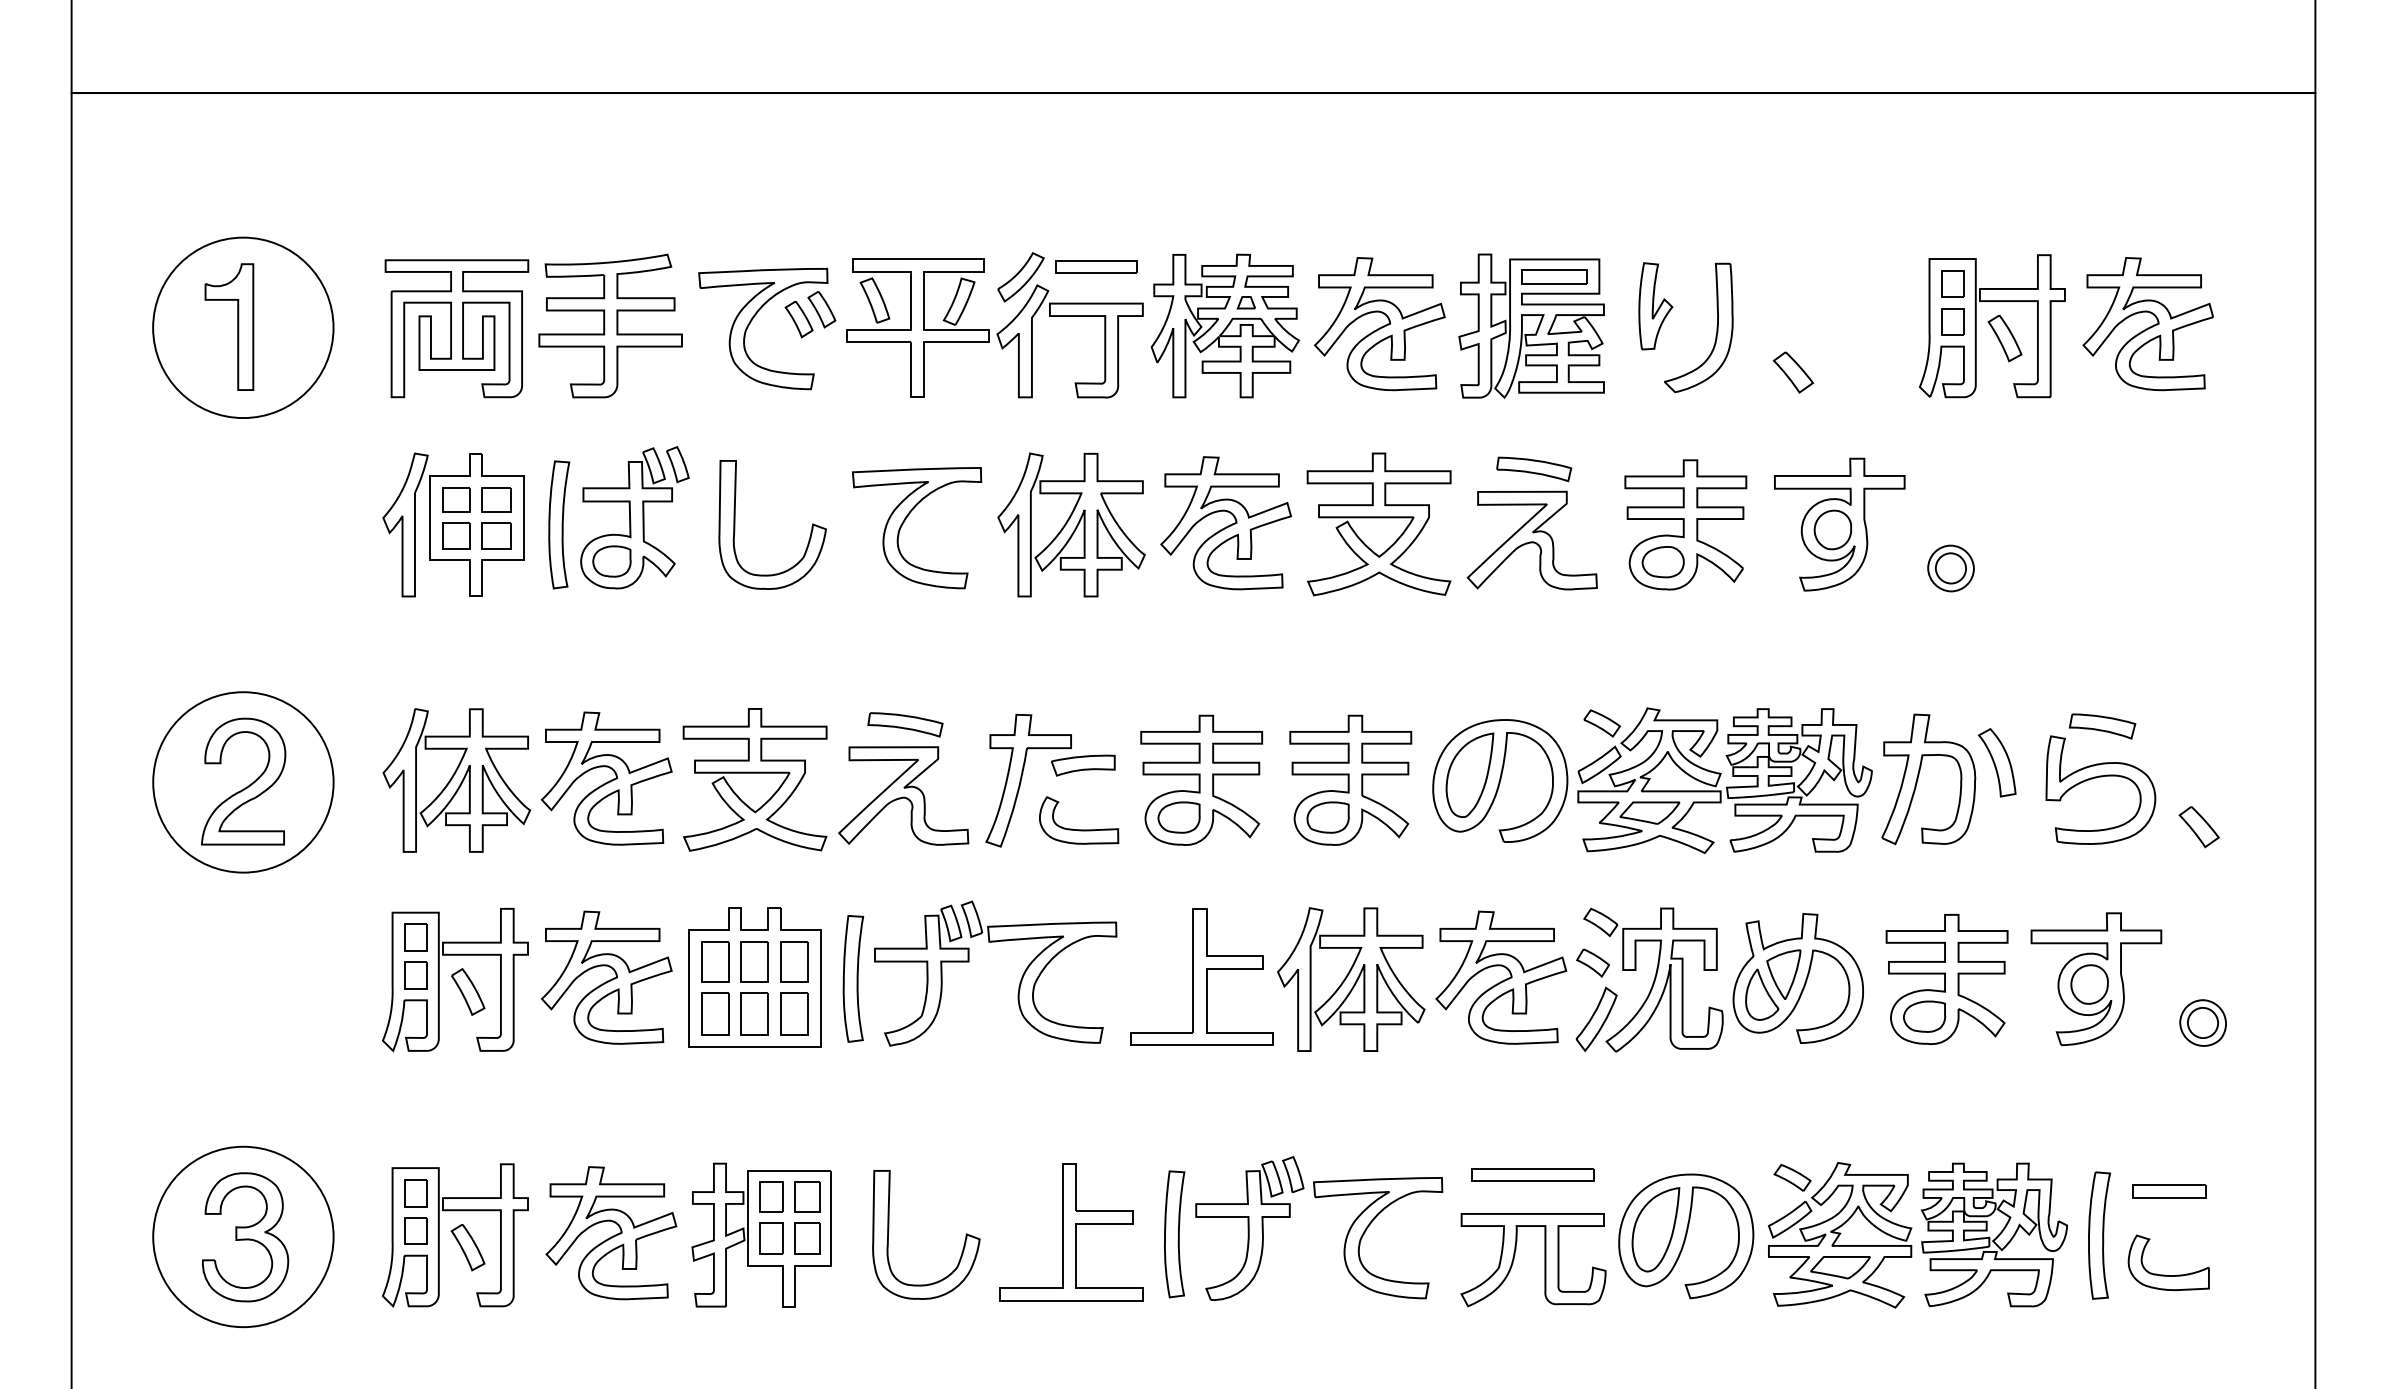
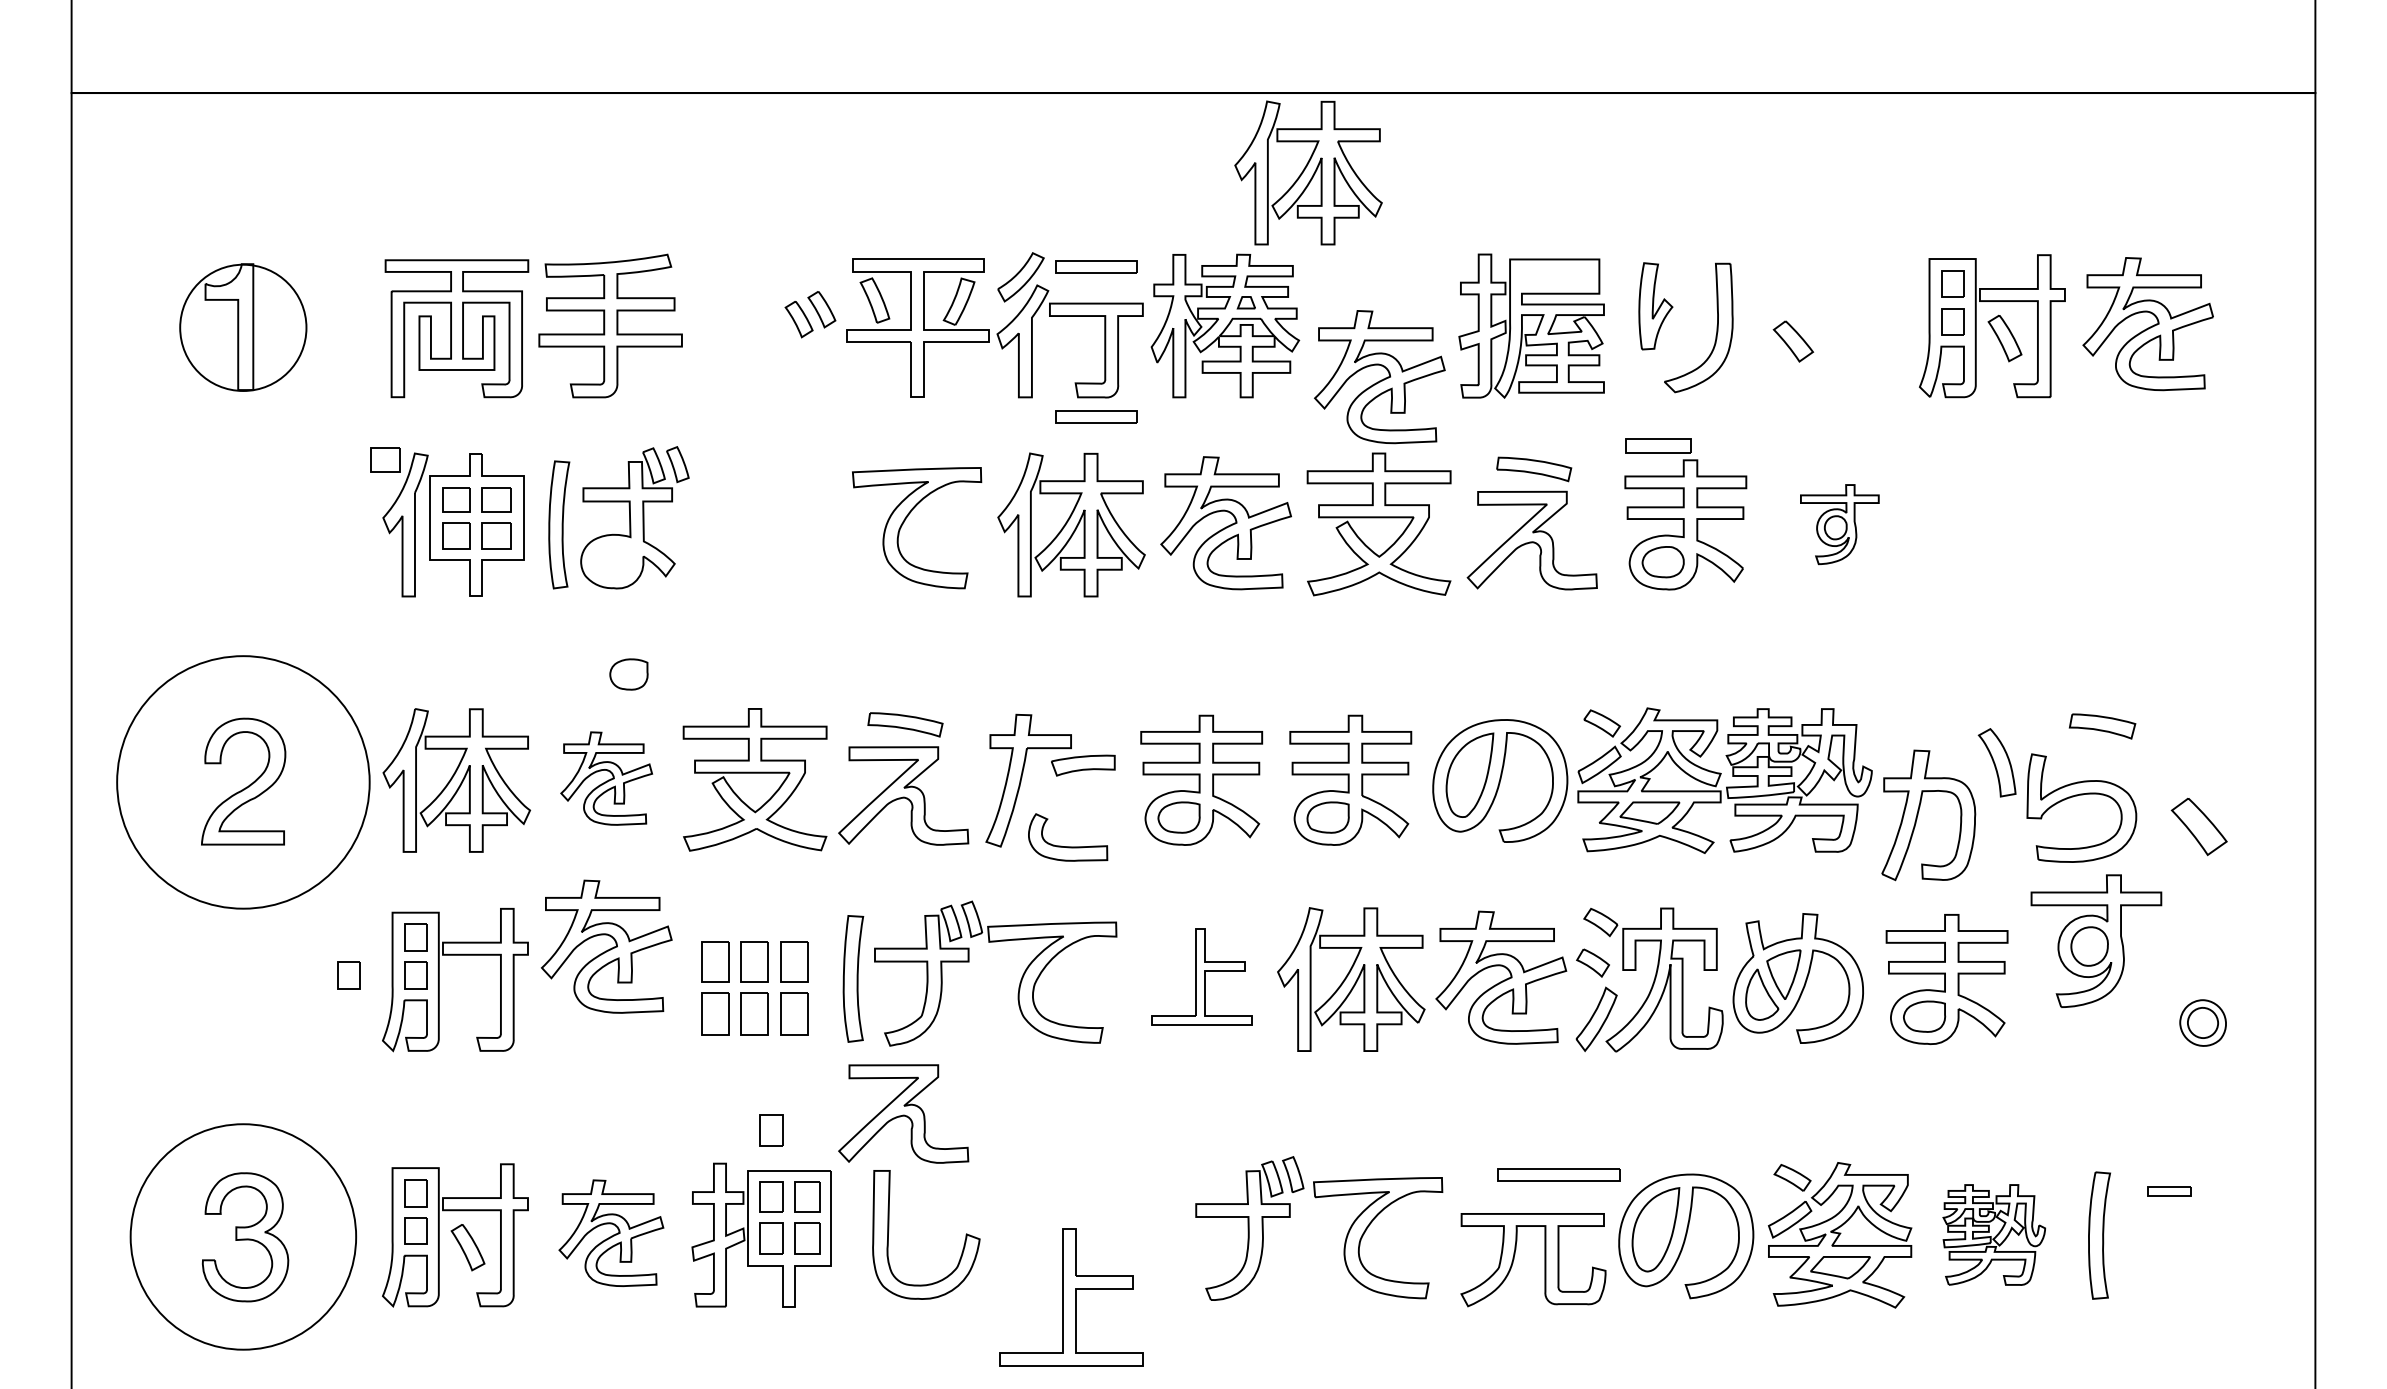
part: none -> present (1308, 172)
part position: (1554, 276) -> (1658, 445) (1658, 445)
part: present -> none (751, 322)
part position: (1379, 324) -> (1379, 377) (1379, 377)
circle diameter: 180 px -> 126 px (243, 327)
part position: (1793, 372) -> (1793, 341) (1793, 341)
part: none -> present (1096, 416)
part: none -> present (385, 459)
part: present -> none (735, 524)
part size: 132x135 px -> 80x82 px (1839, 524)
part position: (611, 561) -> (628, 674) (628, 674)
part: present -> none (1950, 568)
part position: (1919, 775) -> (1919, 811) (1919, 811)
part size: 133x135 px -> 94x95 px (606, 778)
part position: (2096, 778) -> (2077, 796) (2077, 796)
circle diameter: 180 px -> 253 px (243, 782)
part size: 42x43 px -> 58x59 px (2198, 827)
part position: (1079, 829) -> (1068, 846) (1068, 846)
part: none -> present (348, 975)
part size: 144x138 px -> 102x98 px (1201, 976)
part position: (606, 977) -> (606, 946) (606, 946)
part: present -> none (754, 977)
part position: (2096, 978) -> (2096, 940) (2096, 940)
part: present -> none (468, 991)
part: none -> present (903, 1113)
part: none -> present (771, 1130)
part position: (1532, 1174) -> (1558, 1174) (1558, 1174)
part size: 75x15 px -> 45x11 px (2169, 1191)
part position: (1071, 1232) -> (1071, 1297) (1071, 1297)
part size: 133x135 px -> 107x108 px (611, 1232)
part: present -> none (1174, 1234)
part size: 148x146 px -> 105x102 px (1994, 1234)
circle diameter: 180 px -> 225 px (243, 1236)
part: present -> none (2165, 1274)
